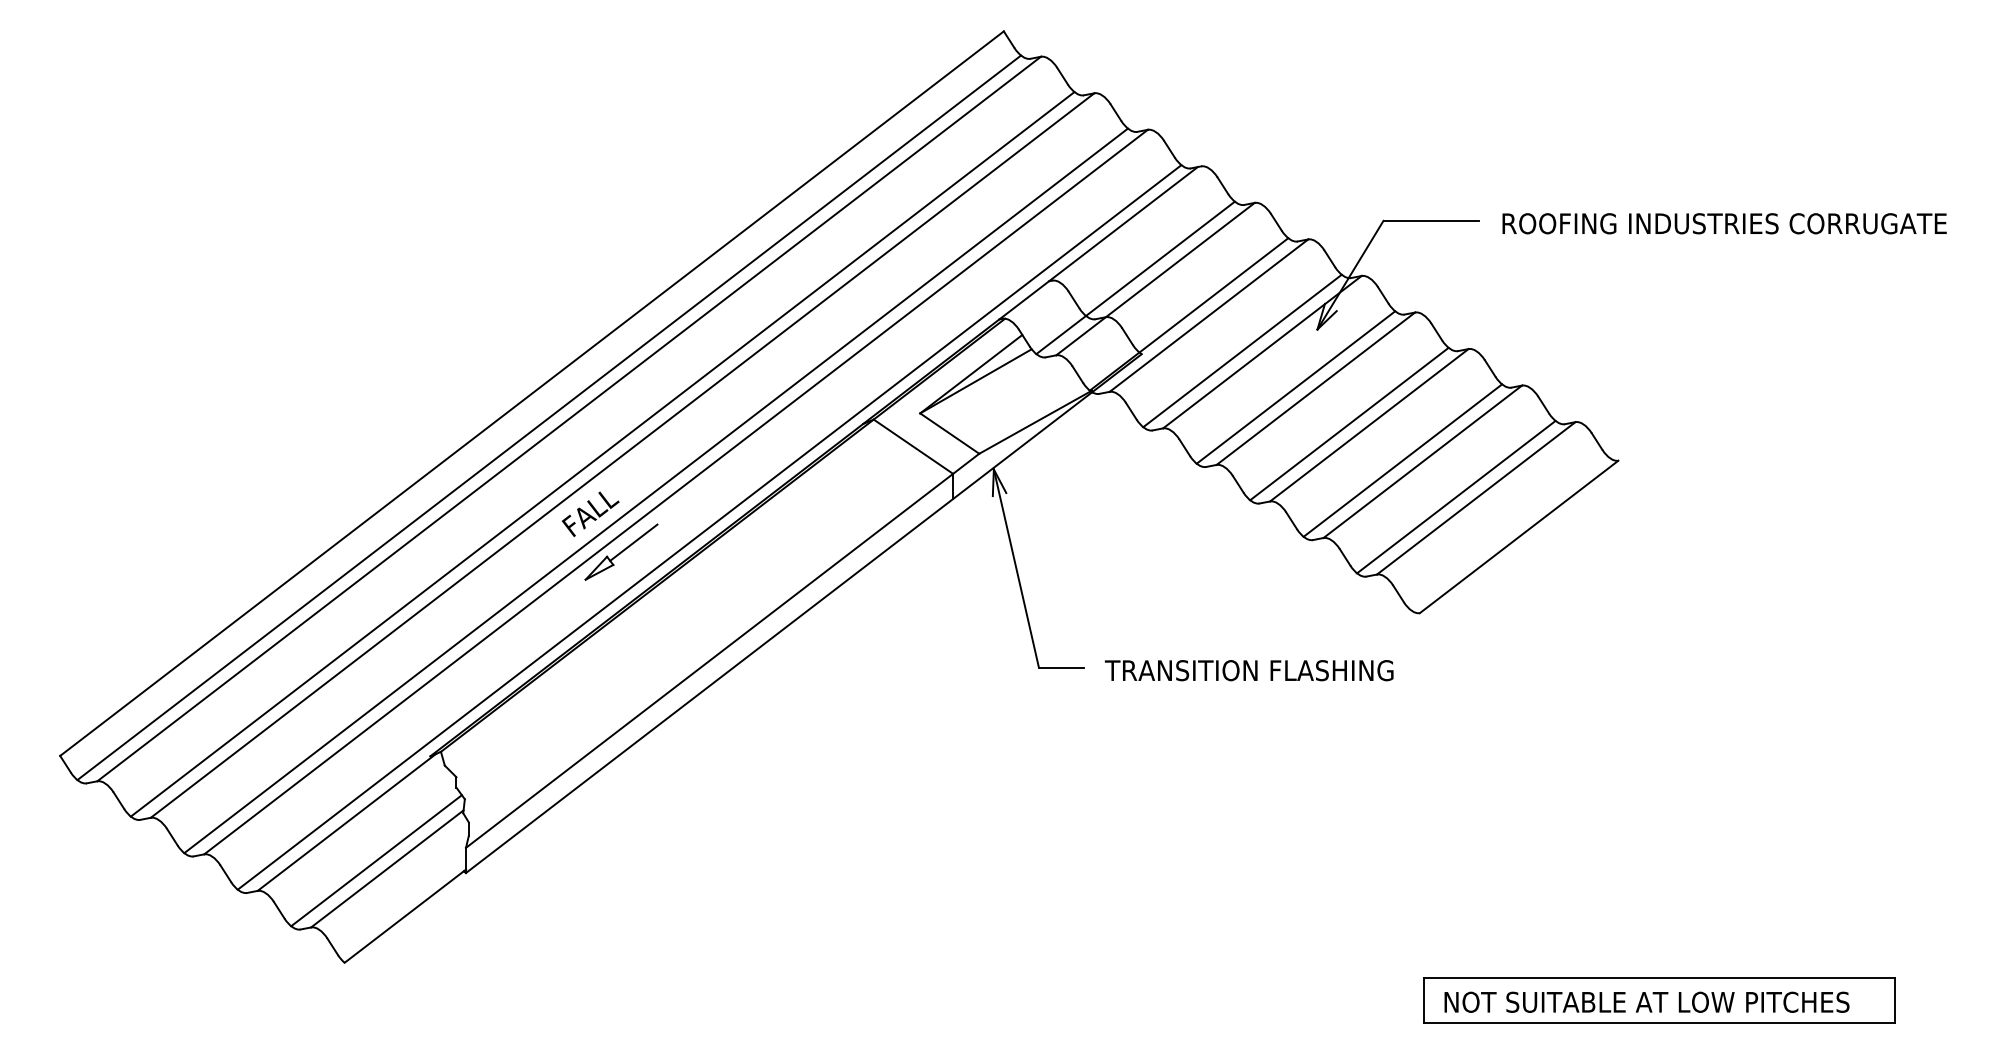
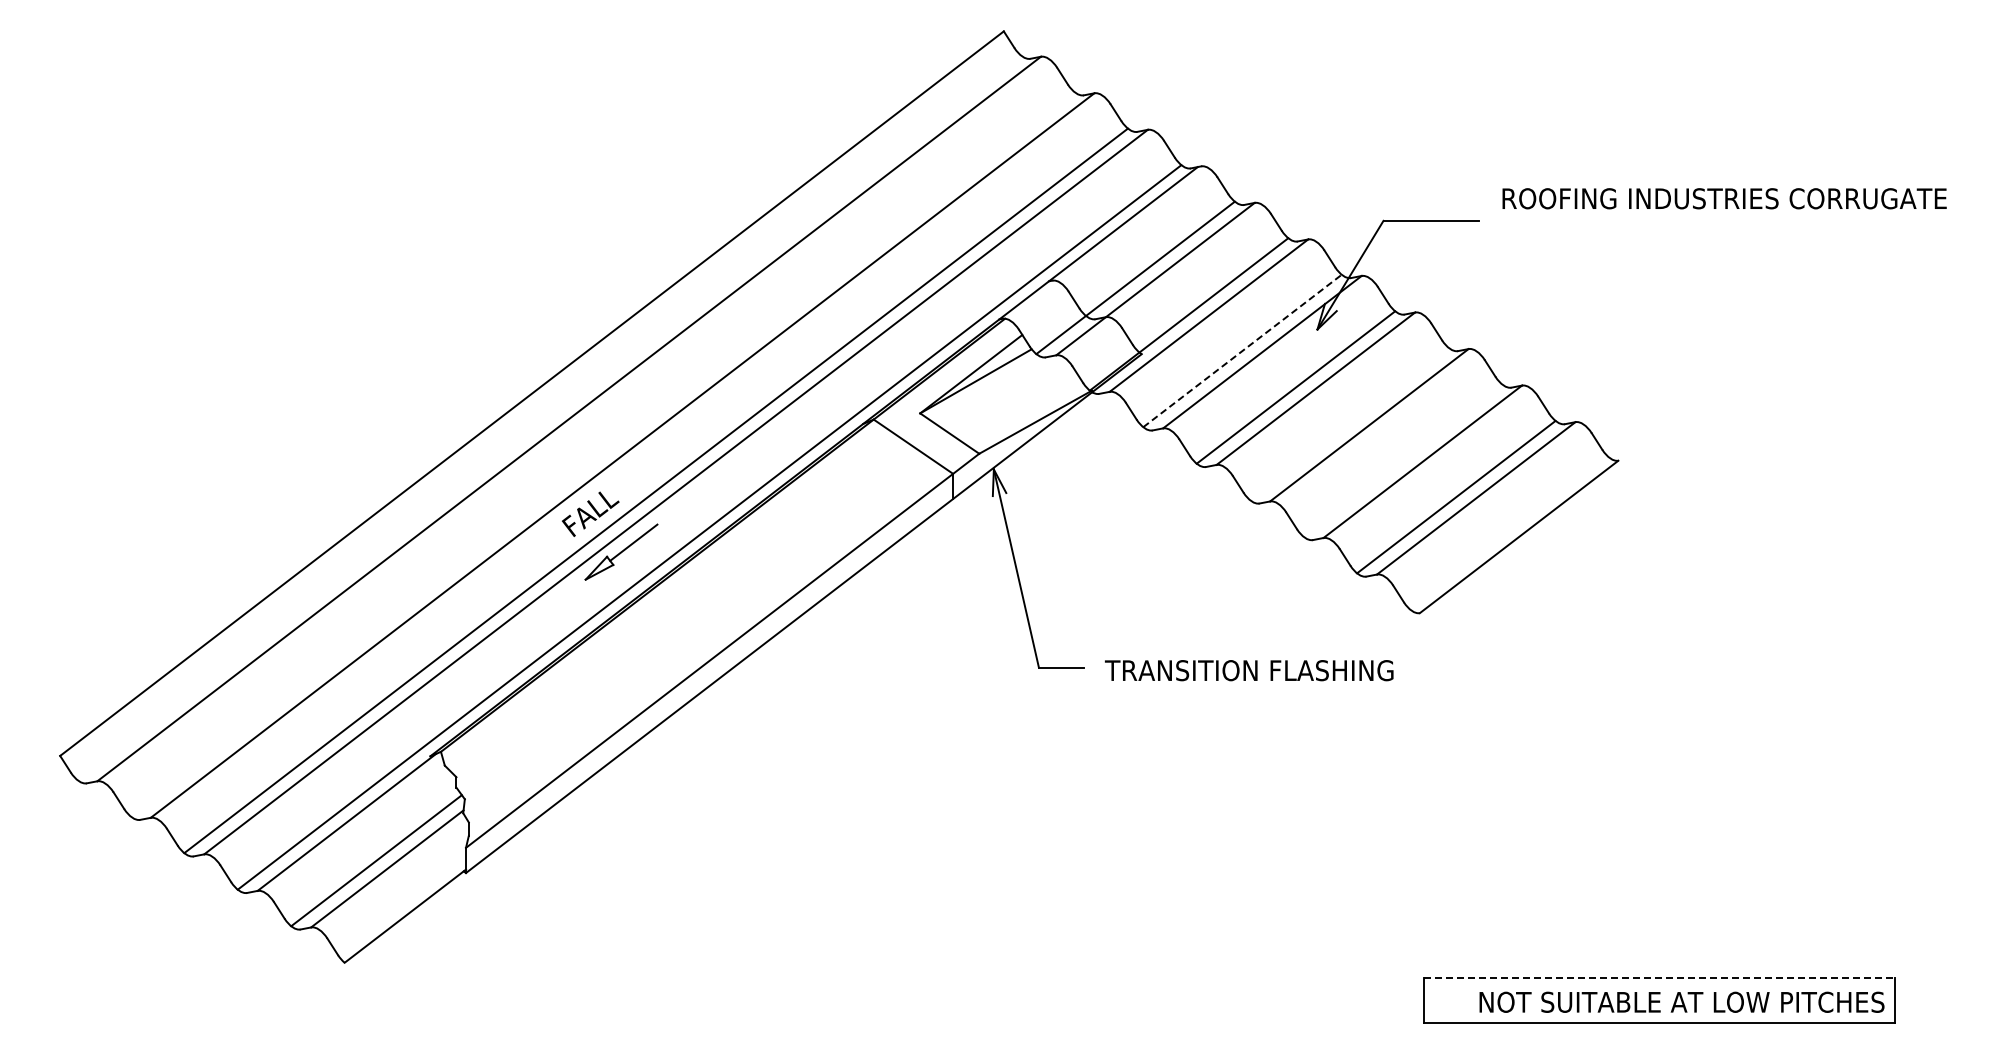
text position: (1724, 223) -> (1724, 198) (1724, 198)
line: solid -> dashed (1242, 350)
line: present -> none (549, 417)
line: present -> none (1349, 423)
line: present -> none (602, 454)
line: present -> none (1402, 460)
line: solid -> dashed (1659, 978)
text position: (1646, 1001) -> (1681, 1001) (1681, 1001)
